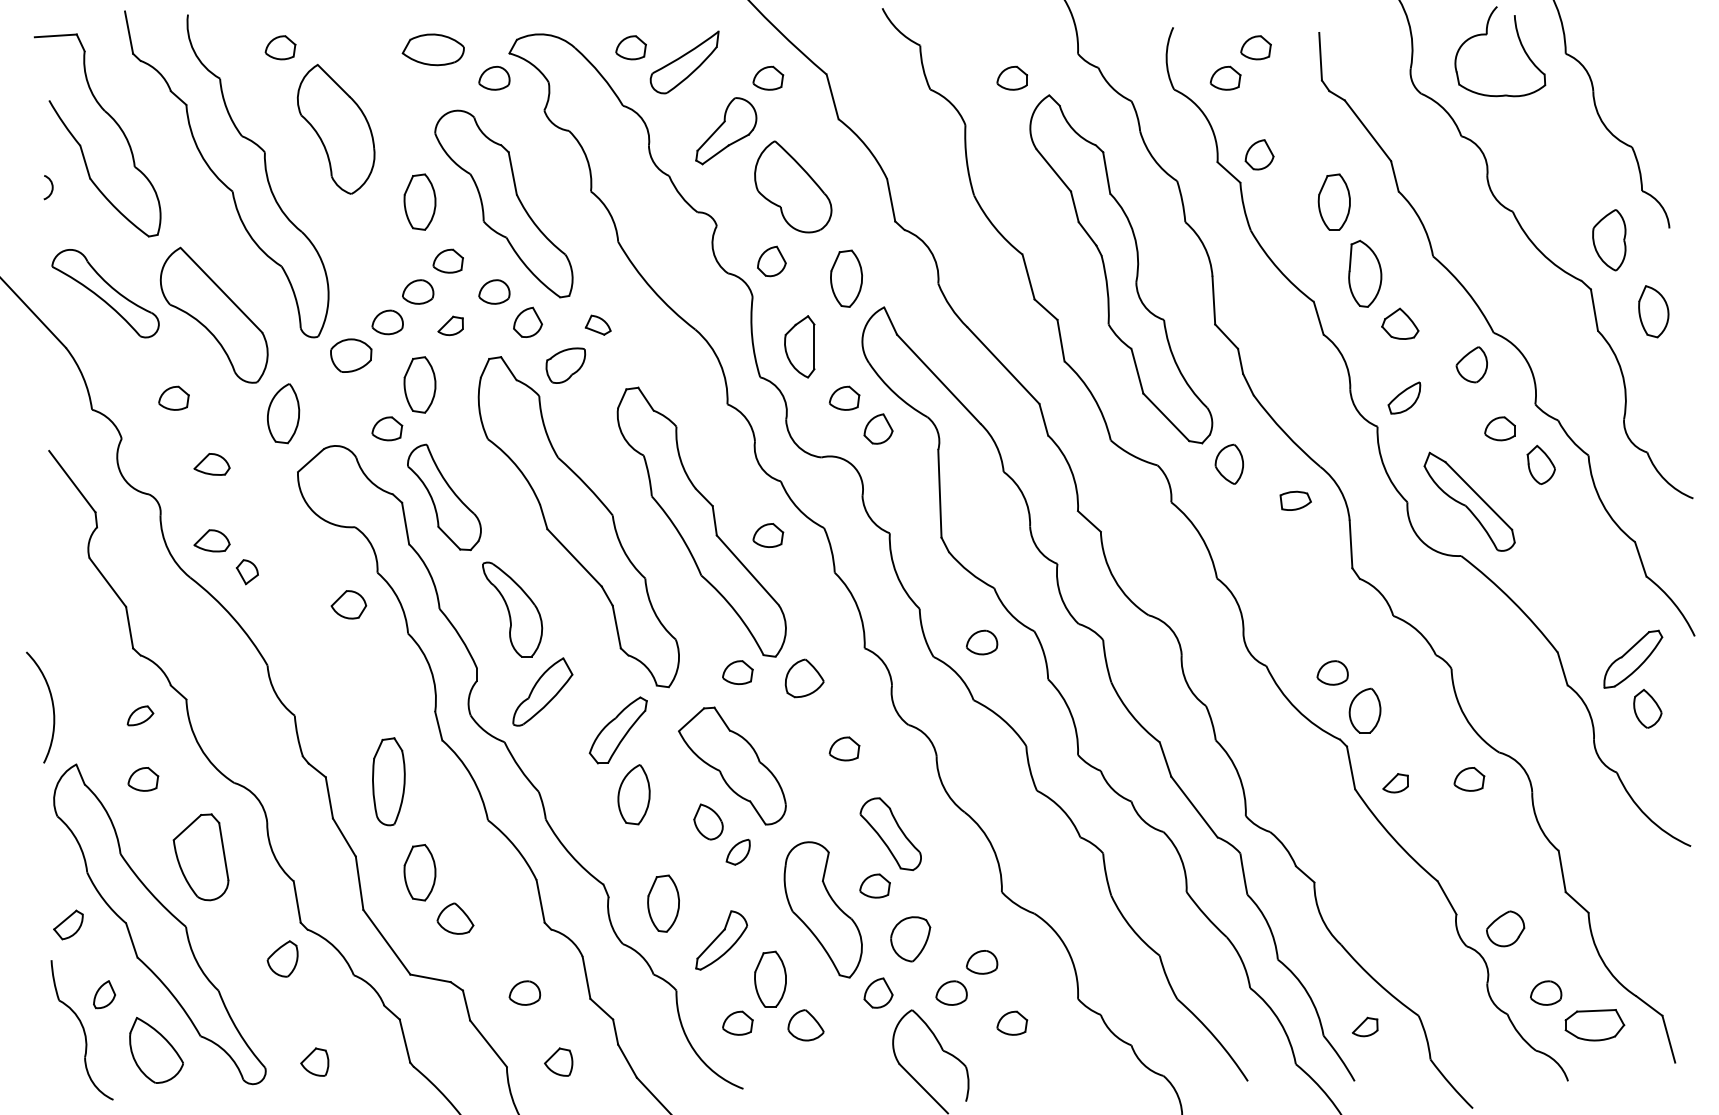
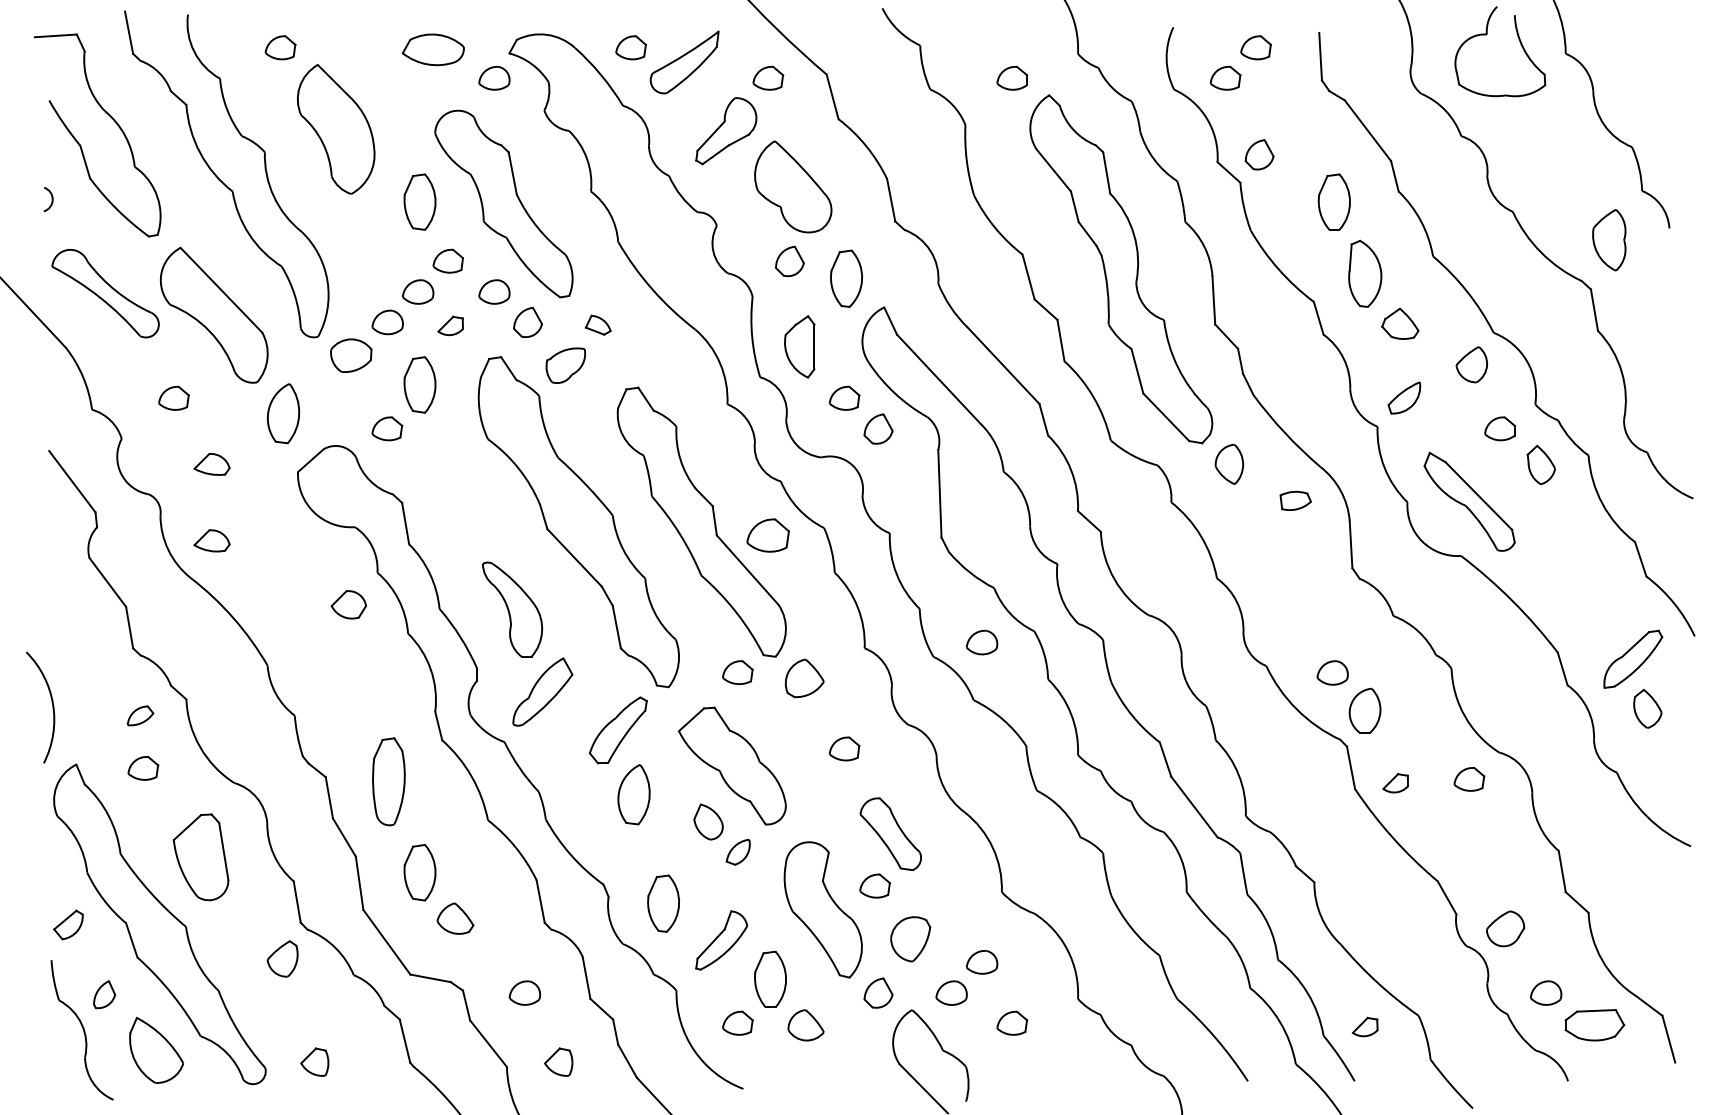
arc position: (51, 187) -> (51, 199) (51, 199)
part position: (771, 261) -> (789, 261) (789, 261)
part: present -> none (1653, 311)
part: present -> none (444, 497)
part size: 33x25 px -> 44x35 px (767, 535)
part: present -> none (246, 572)
part position: (143, 779) -> (143, 768) (143, 768)
